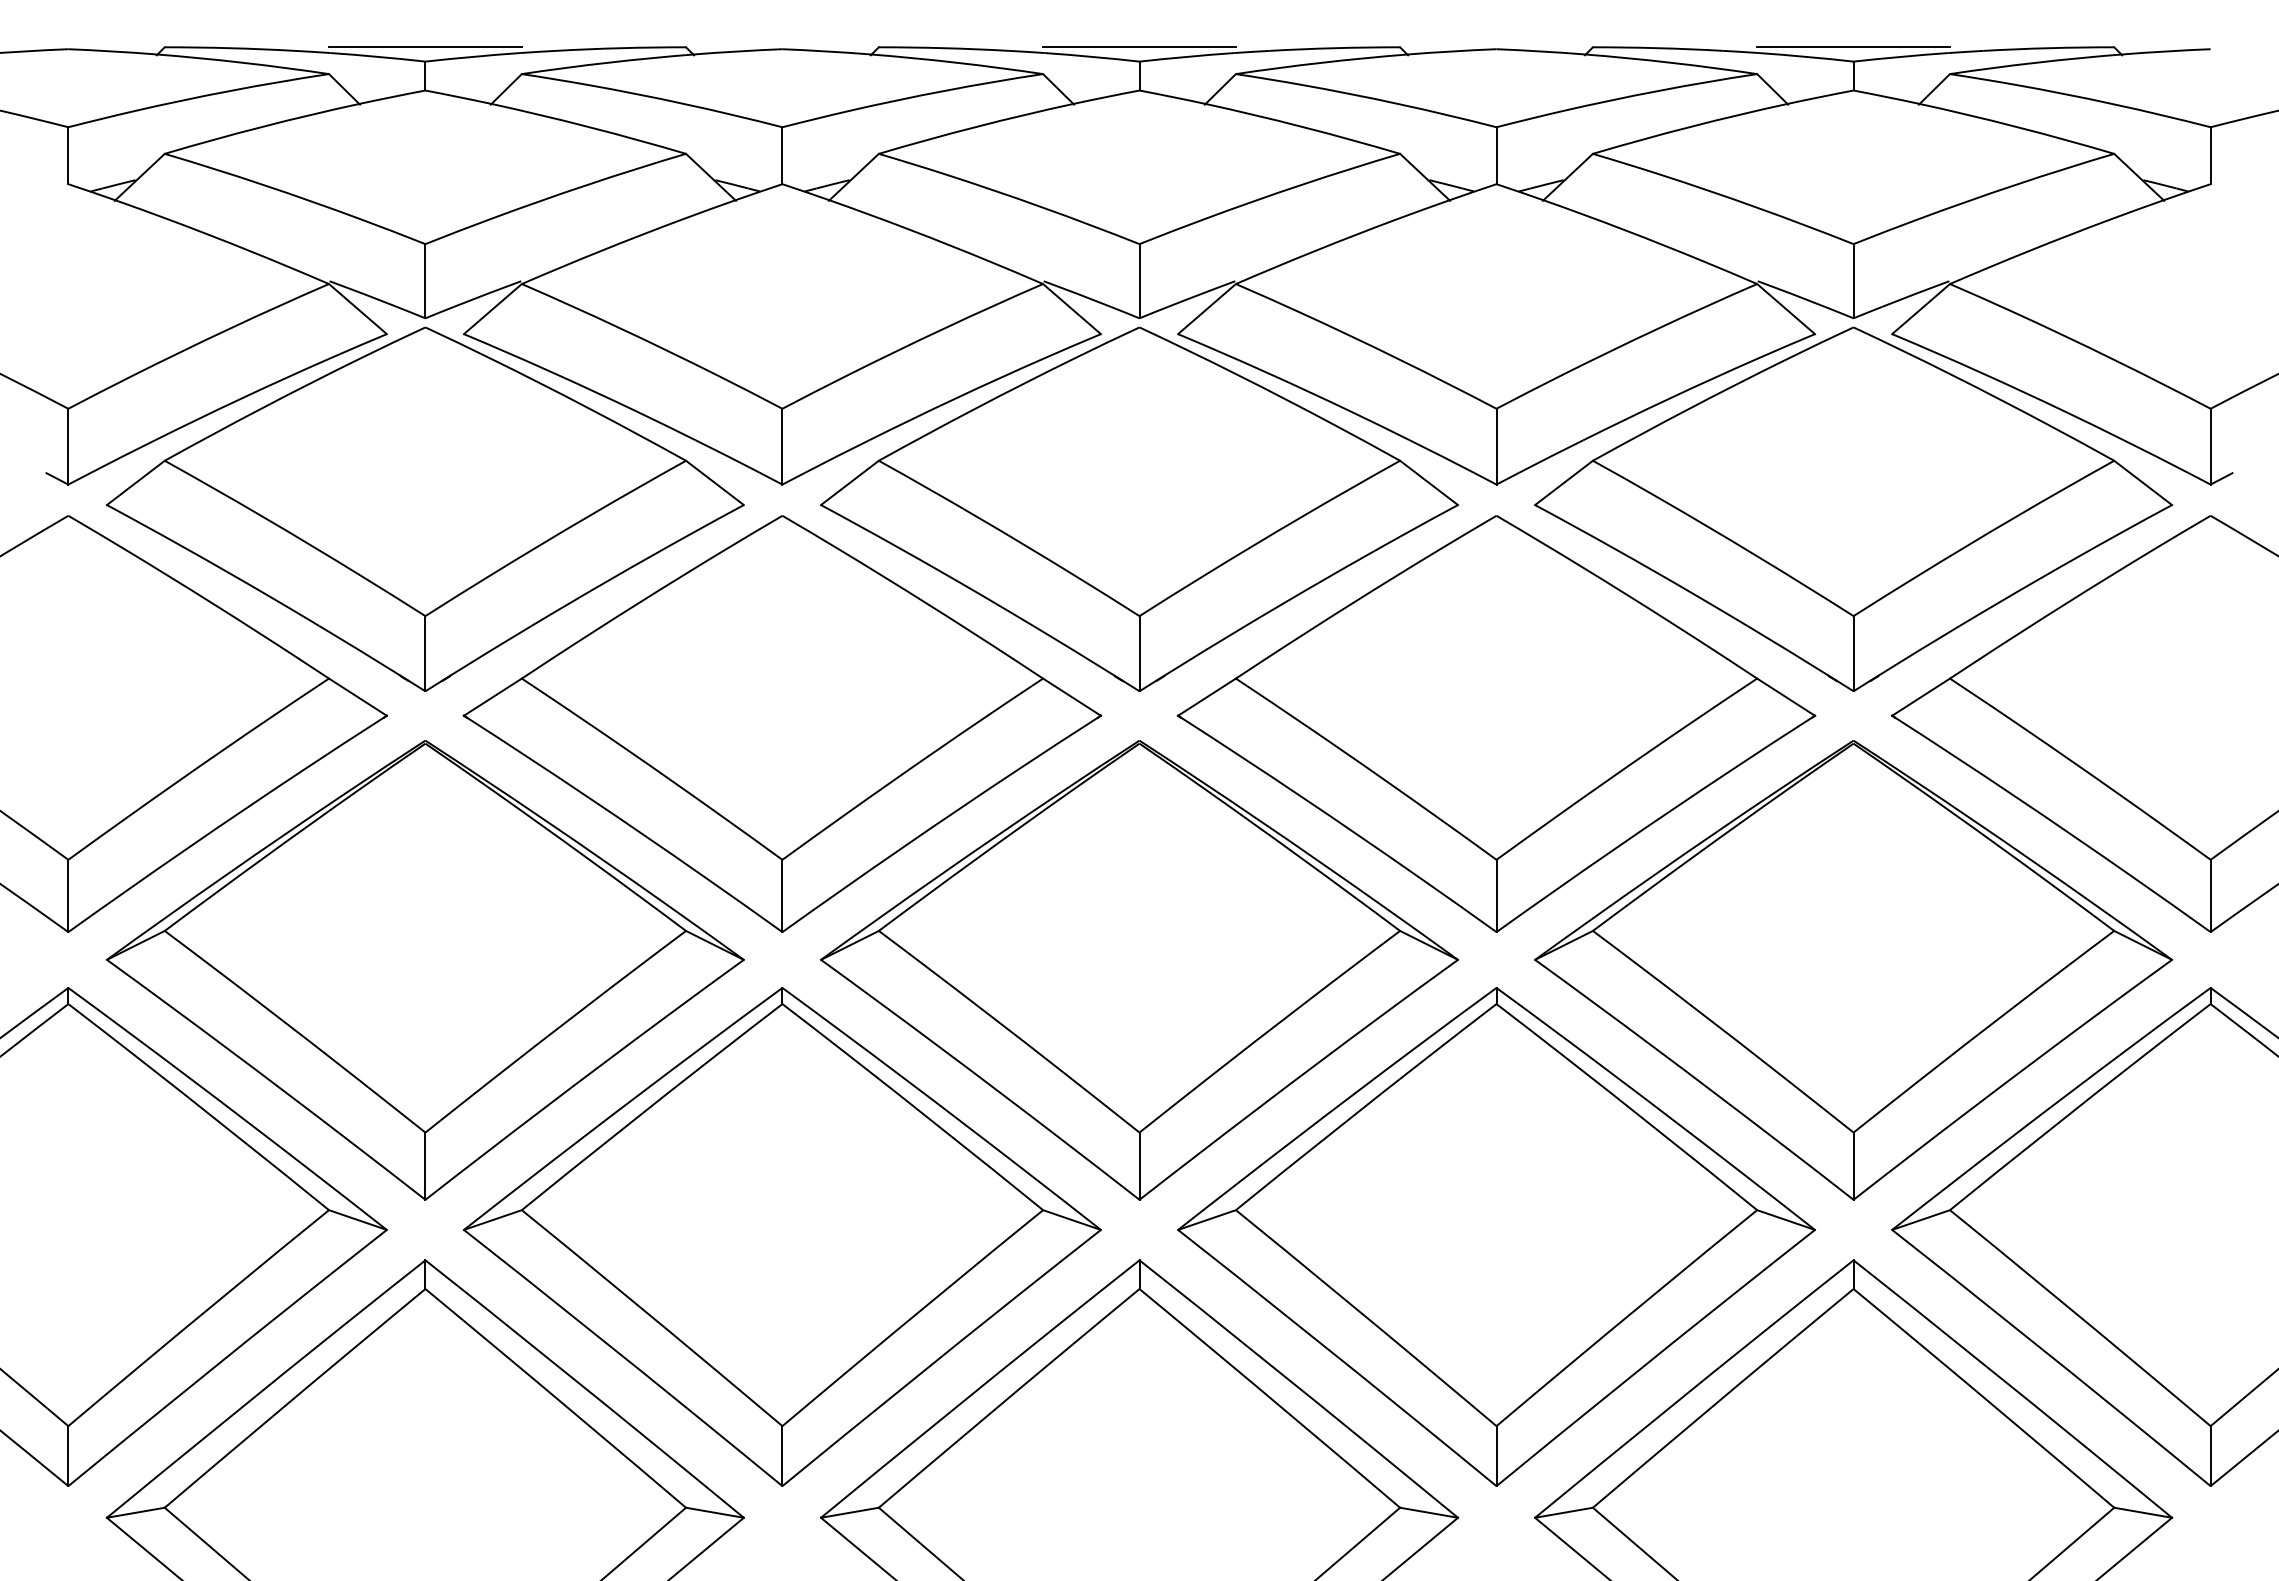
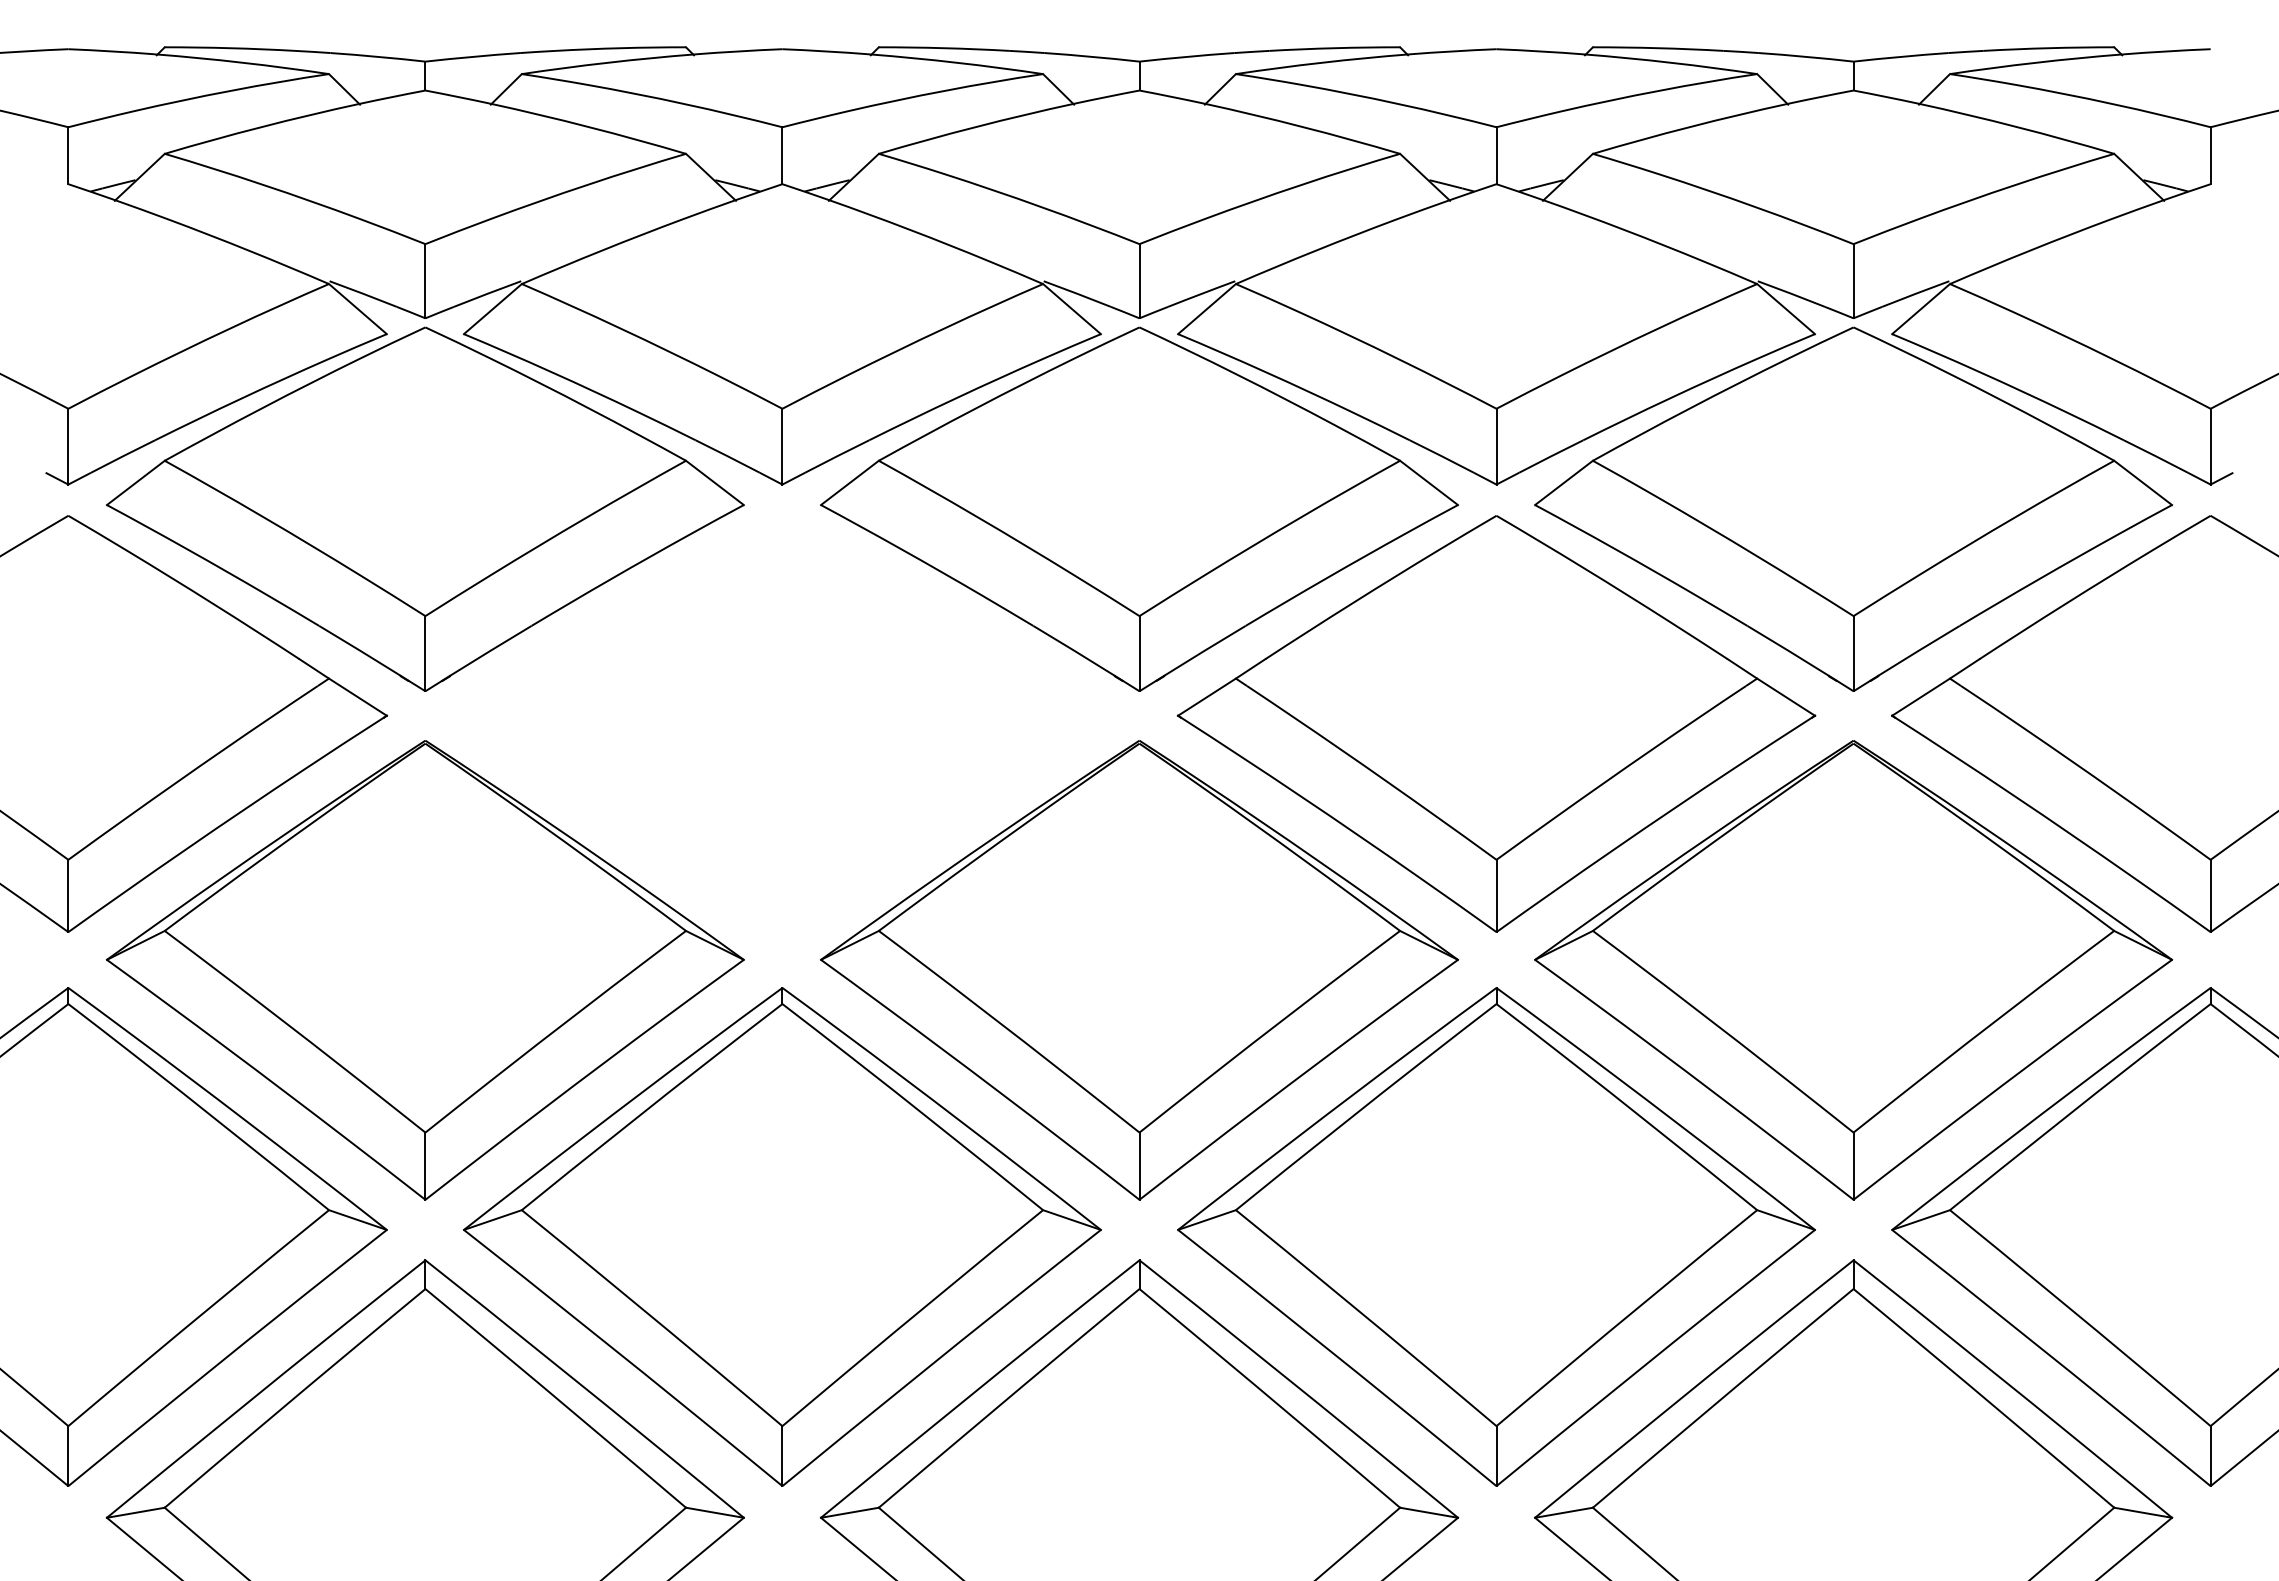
line: present -> none (425, 47)
line: present -> none (1139, 47)
line: present -> none (1853, 47)
part: present -> none (782, 723)
